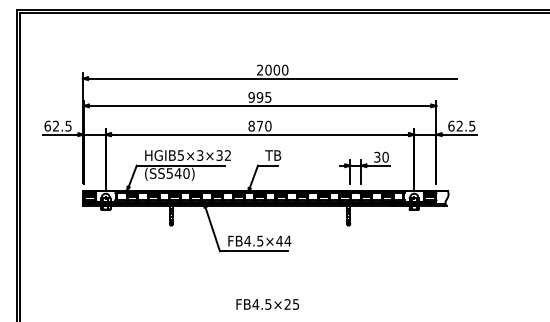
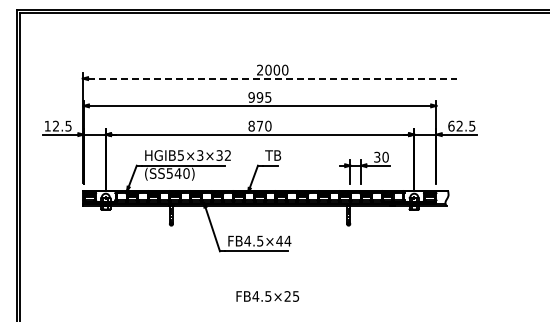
line: solid -> dashed (272, 78)
text: 62.5 -> 12.5 (47, 125)
text position: (267, 304) -> (267, 296) (267, 296)
